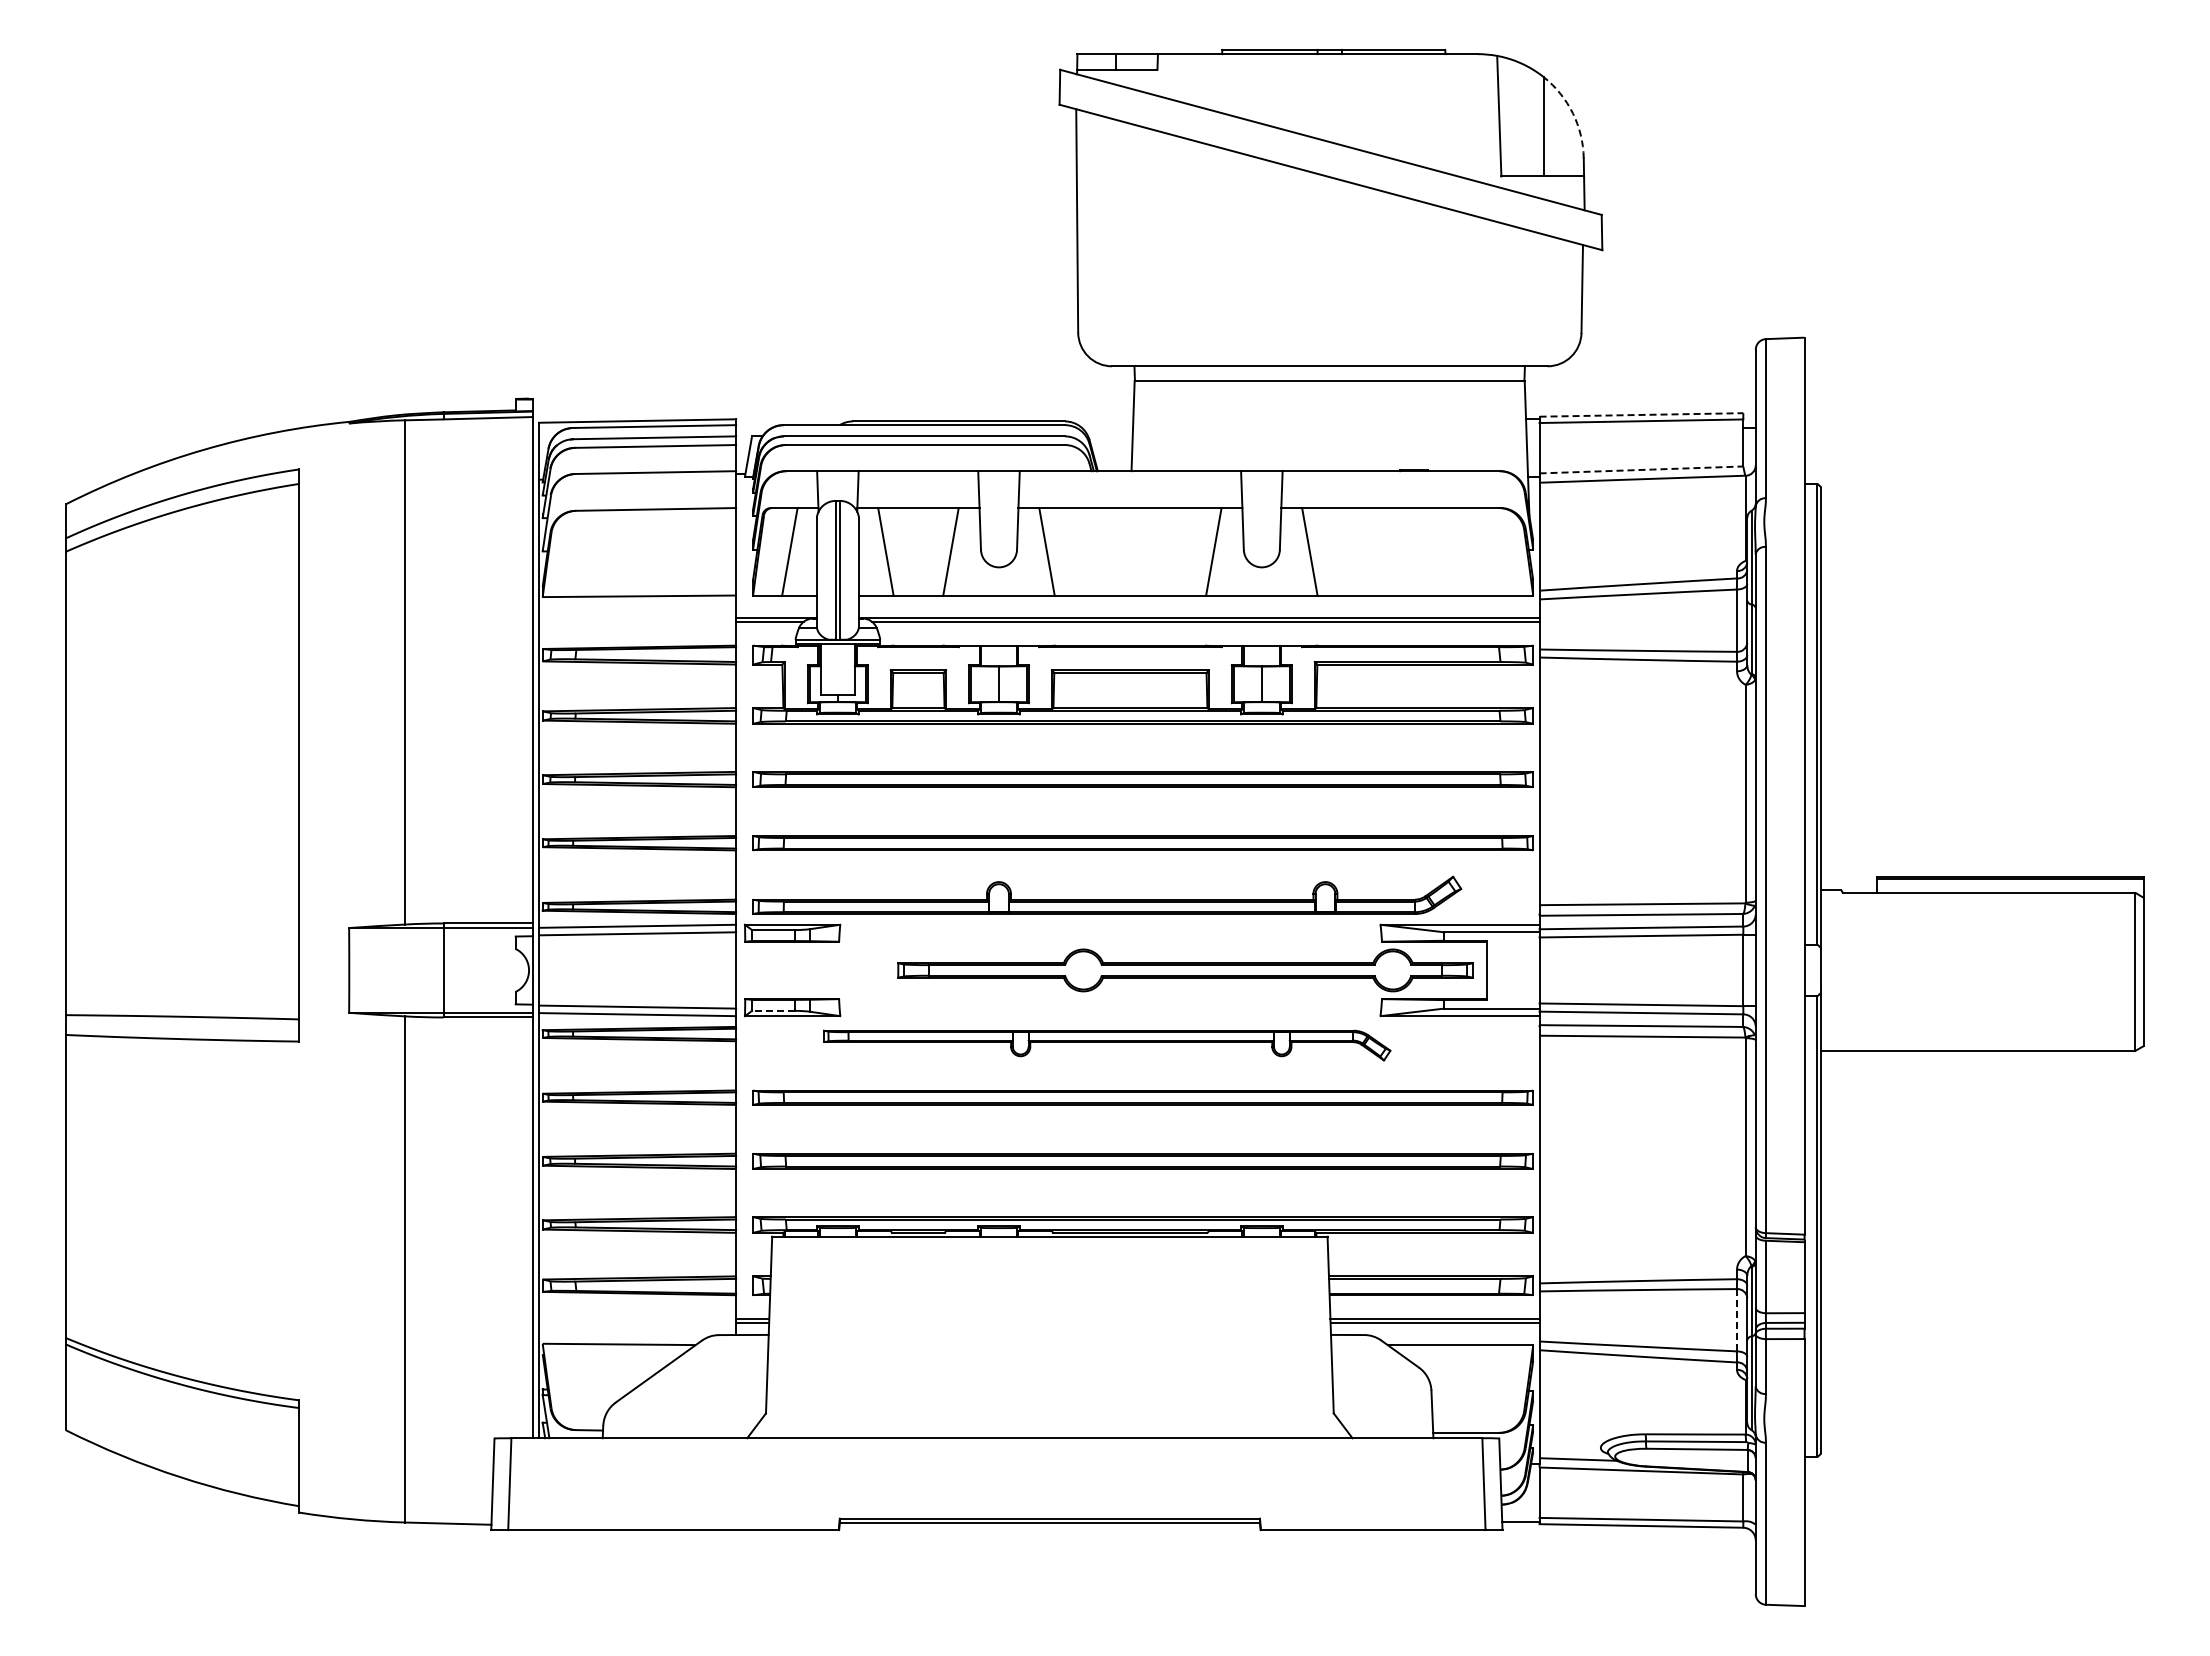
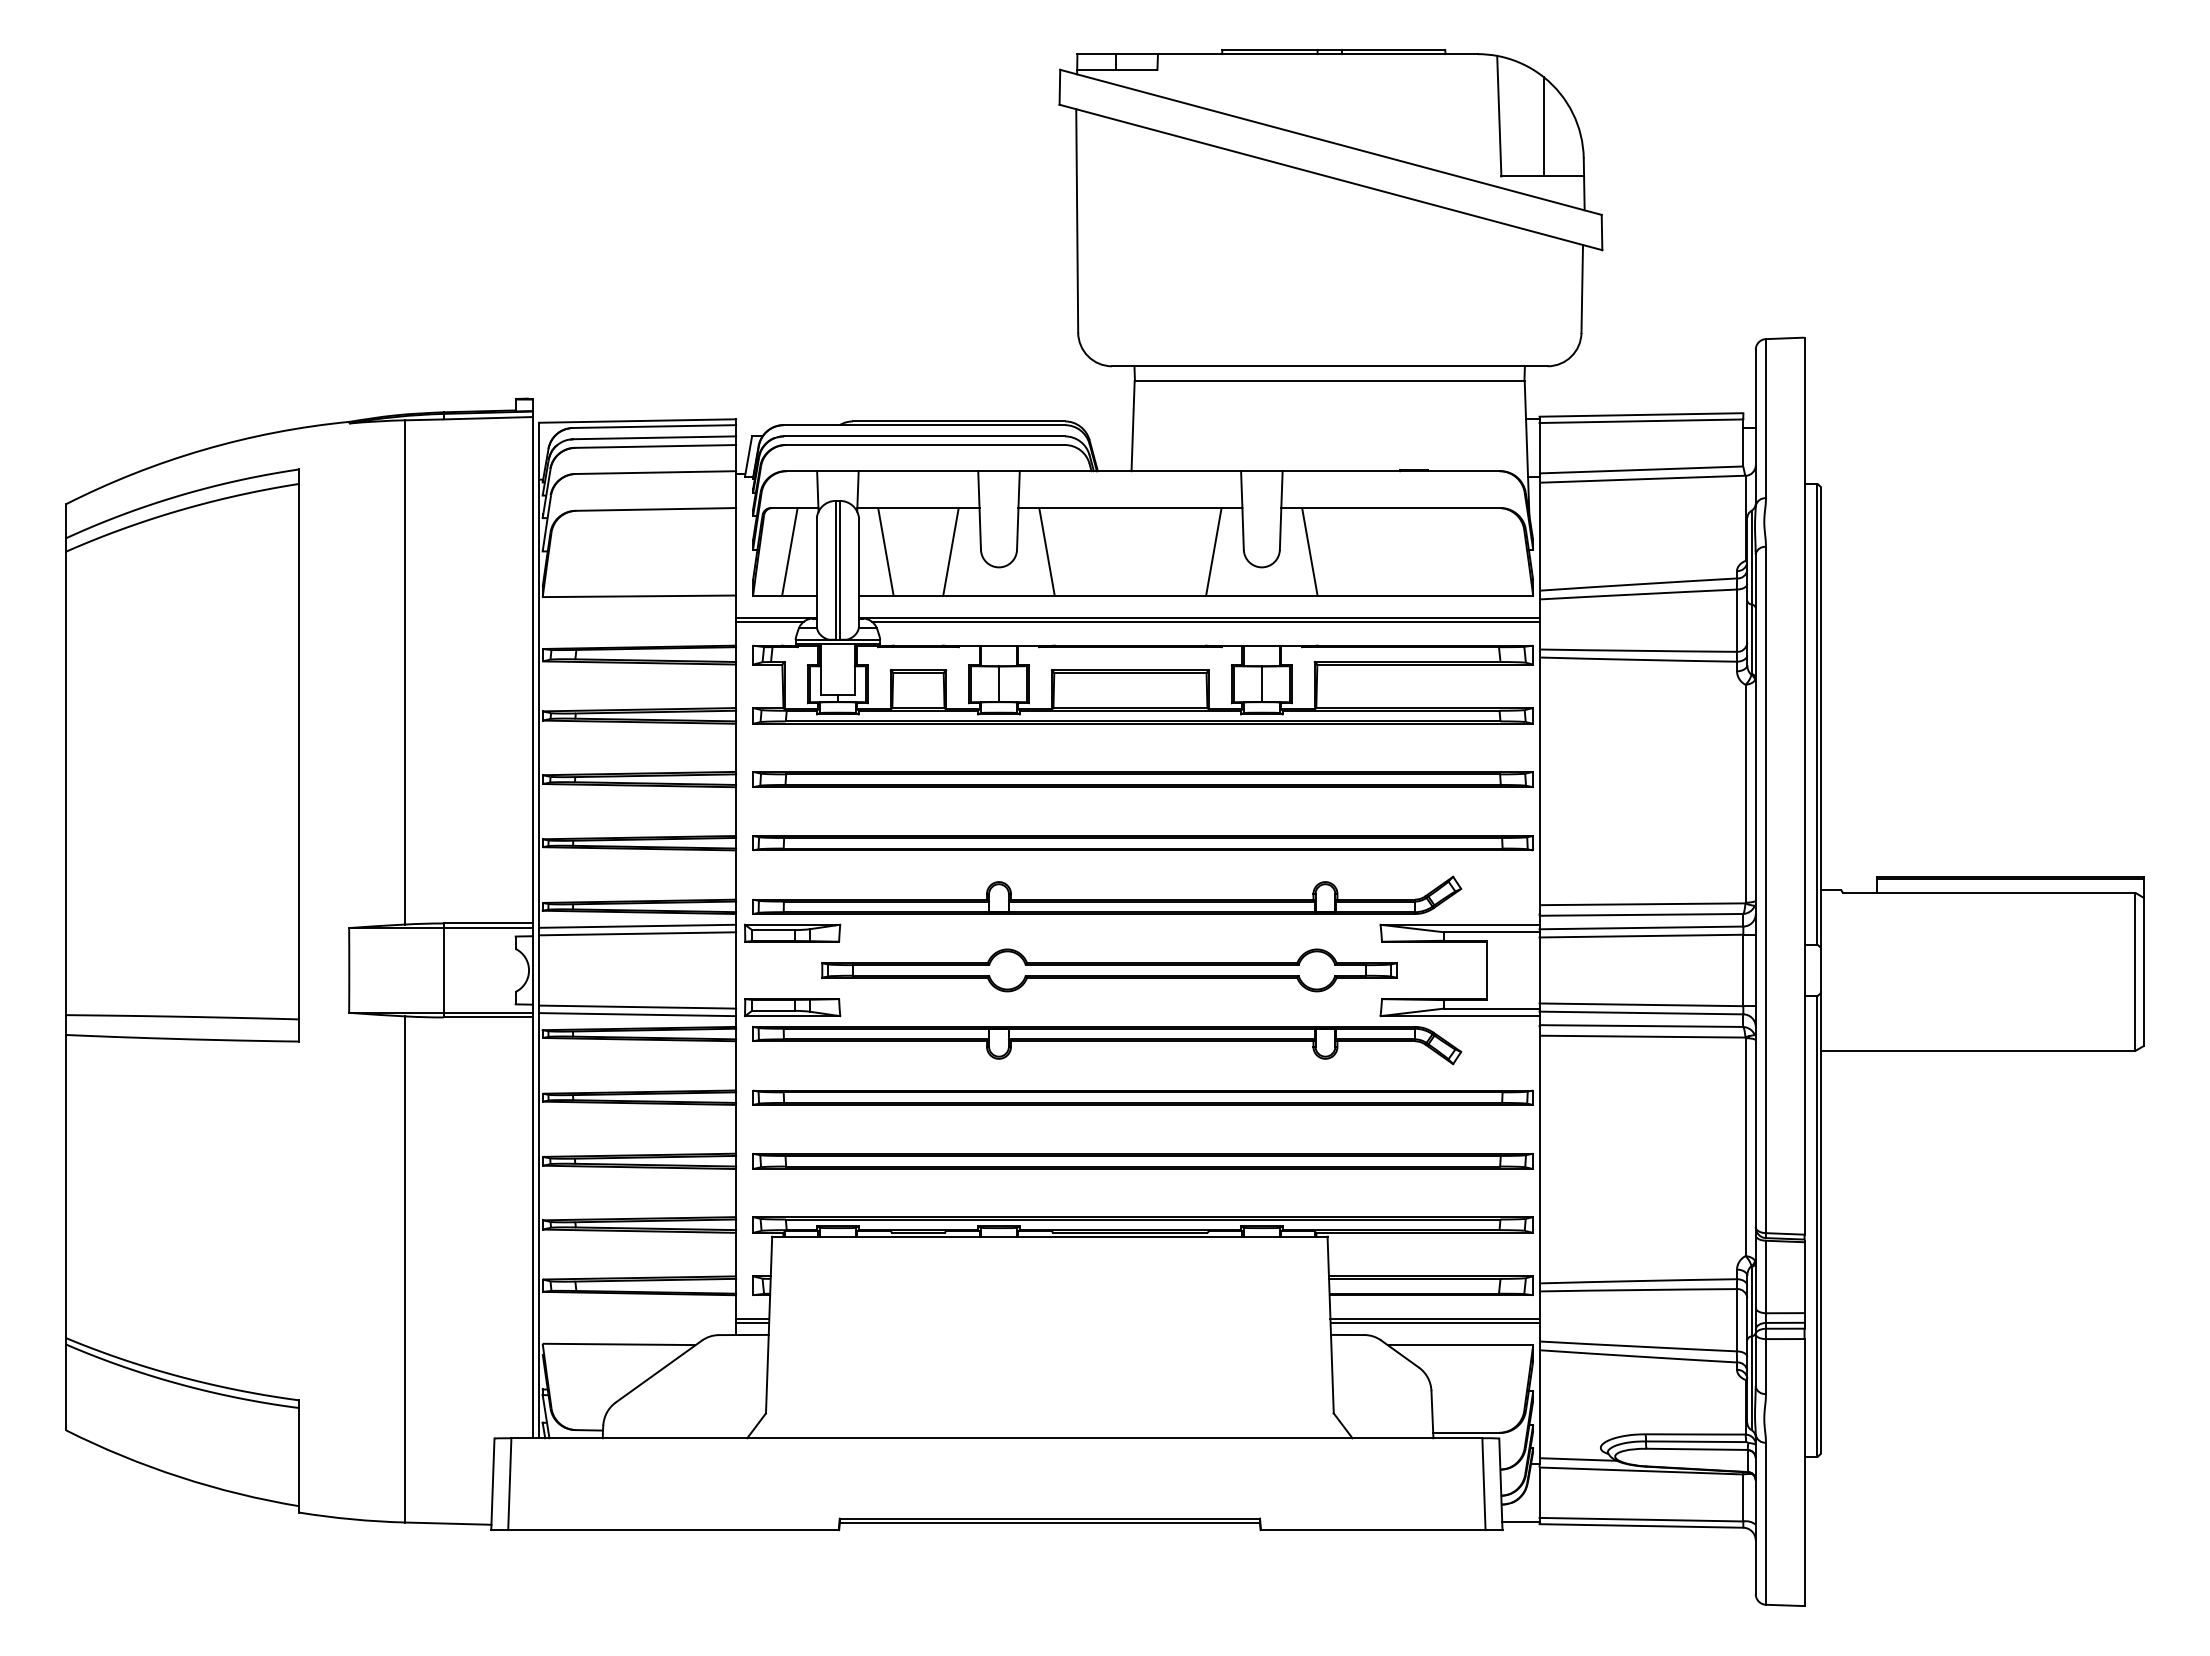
arc: dashed -> solid (1572, 113)
line: dashed -> solid (1641, 414)
line: dashed -> solid (1641, 469)
part position: (1185, 970) -> (1109, 970) (1109, 970)
line: dashed -> solid (772, 1010)
part size: 569x33 px -> 711x40 px (1107, 1045)
line: dashed -> solid (1736, 1319)
